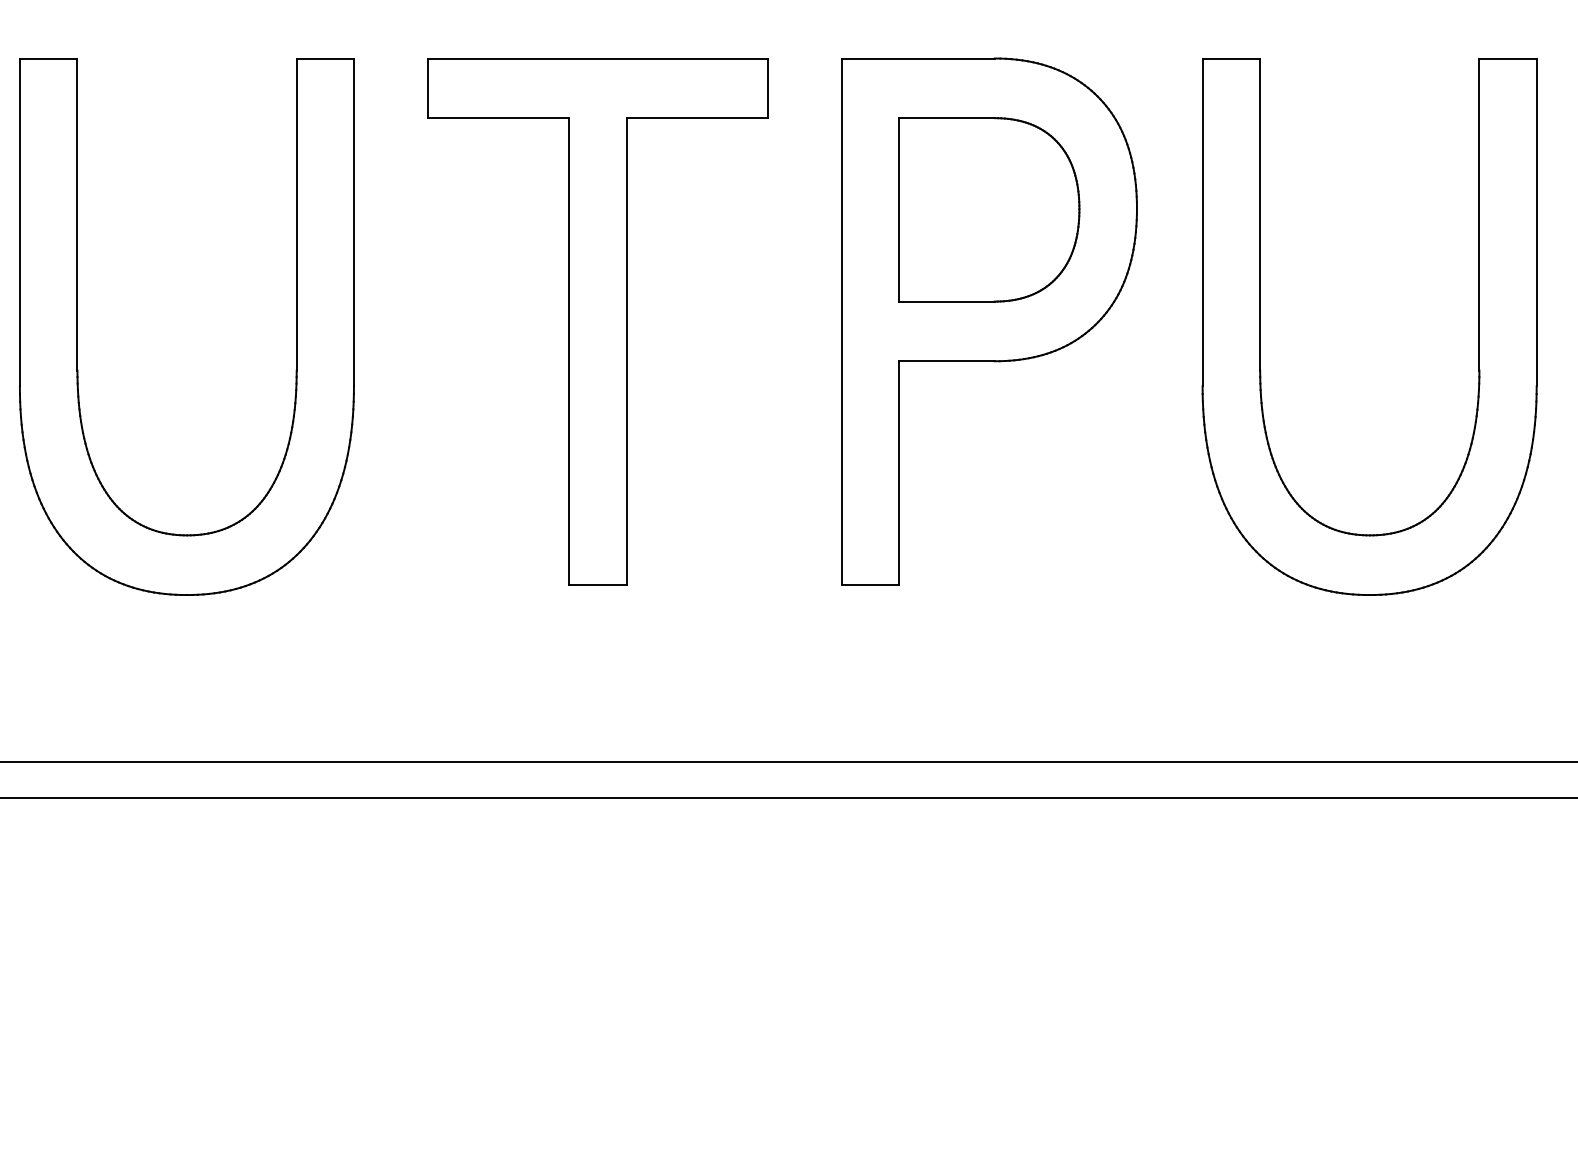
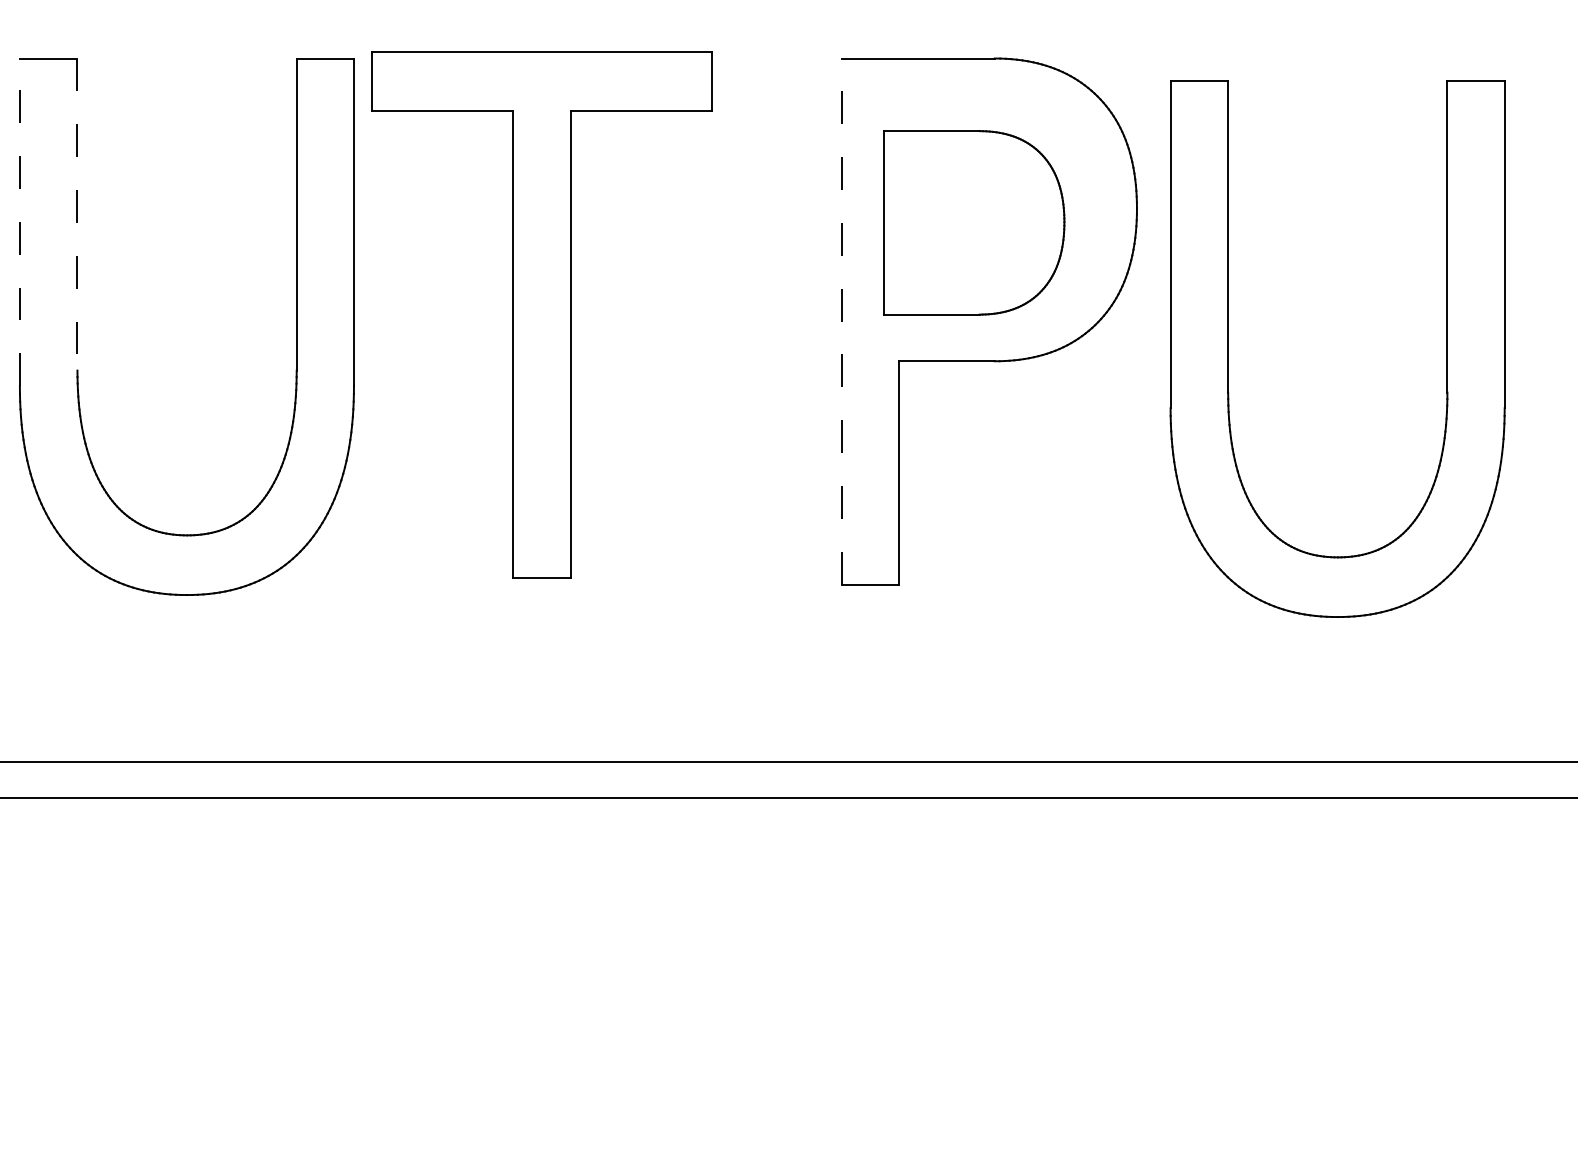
part position: (989, 209) -> (974, 222) (974, 222)
line: solid -> dashed (77, 215)
line: solid -> dashed (19, 222)
part position: (597, 321) -> (541, 314) (541, 314)
line: solid -> dashed (841, 321)
part position: (1260, 326) -> (1228, 348) (1228, 348)
